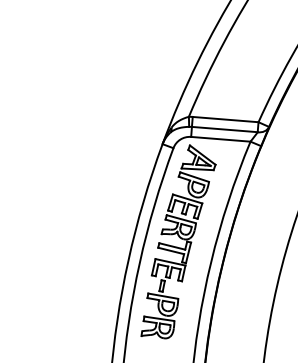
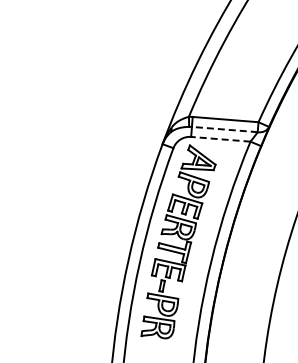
line: solid -> dashed (224, 129)
line: solid -> dashed (220, 139)
